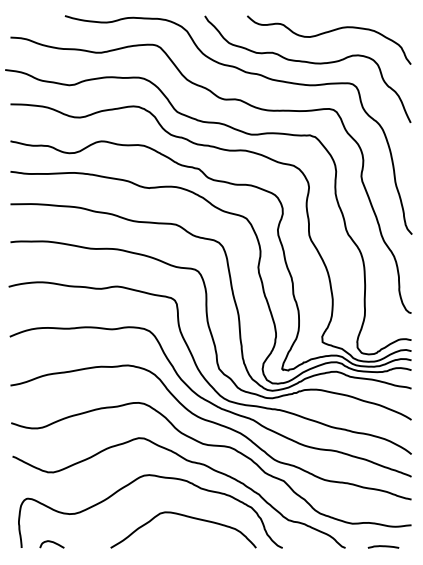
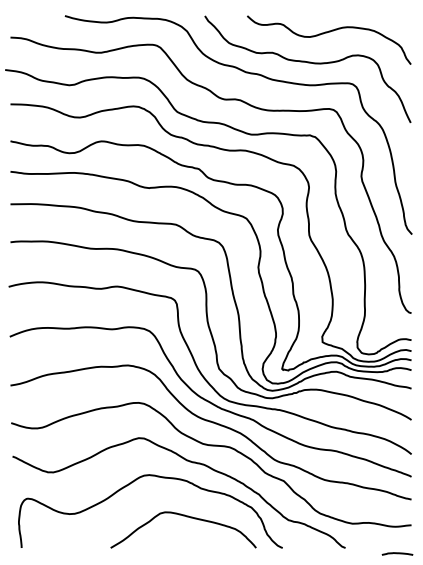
curve: present -> none (51, 542)
line position: (383, 546) -> (397, 553) (397, 553)
